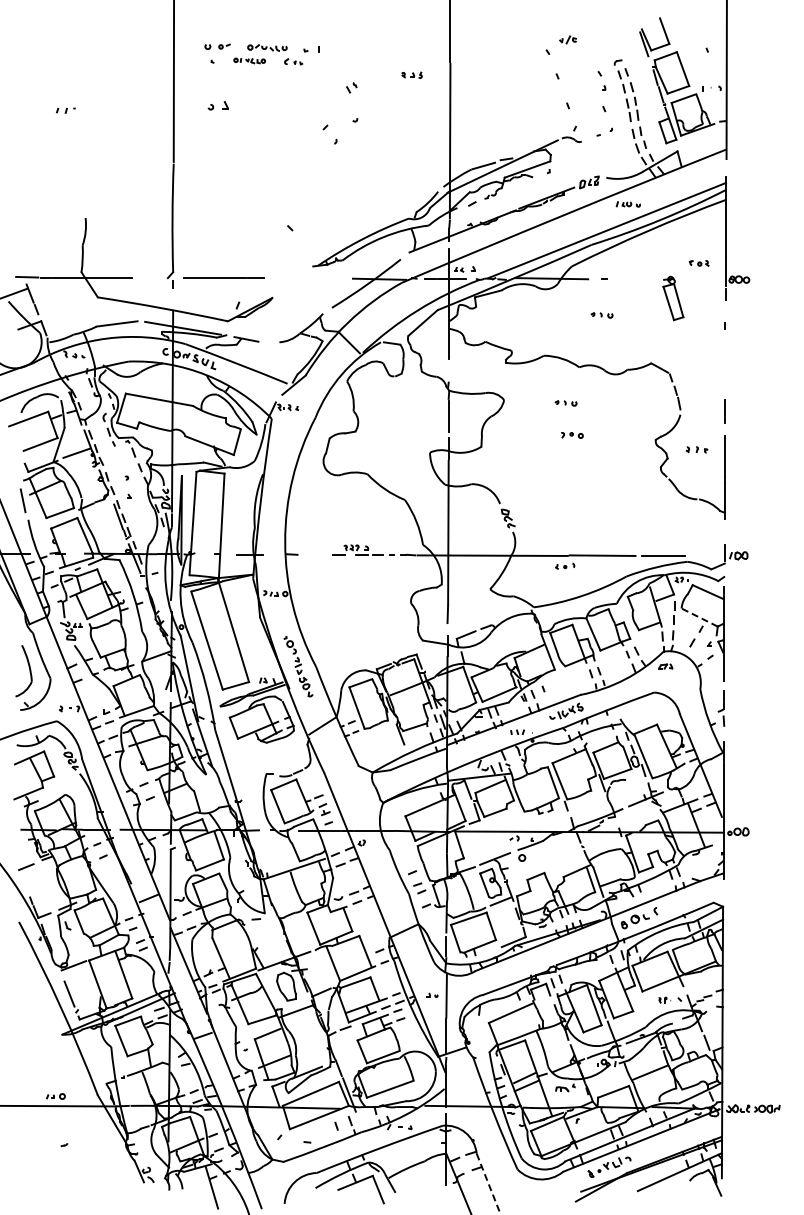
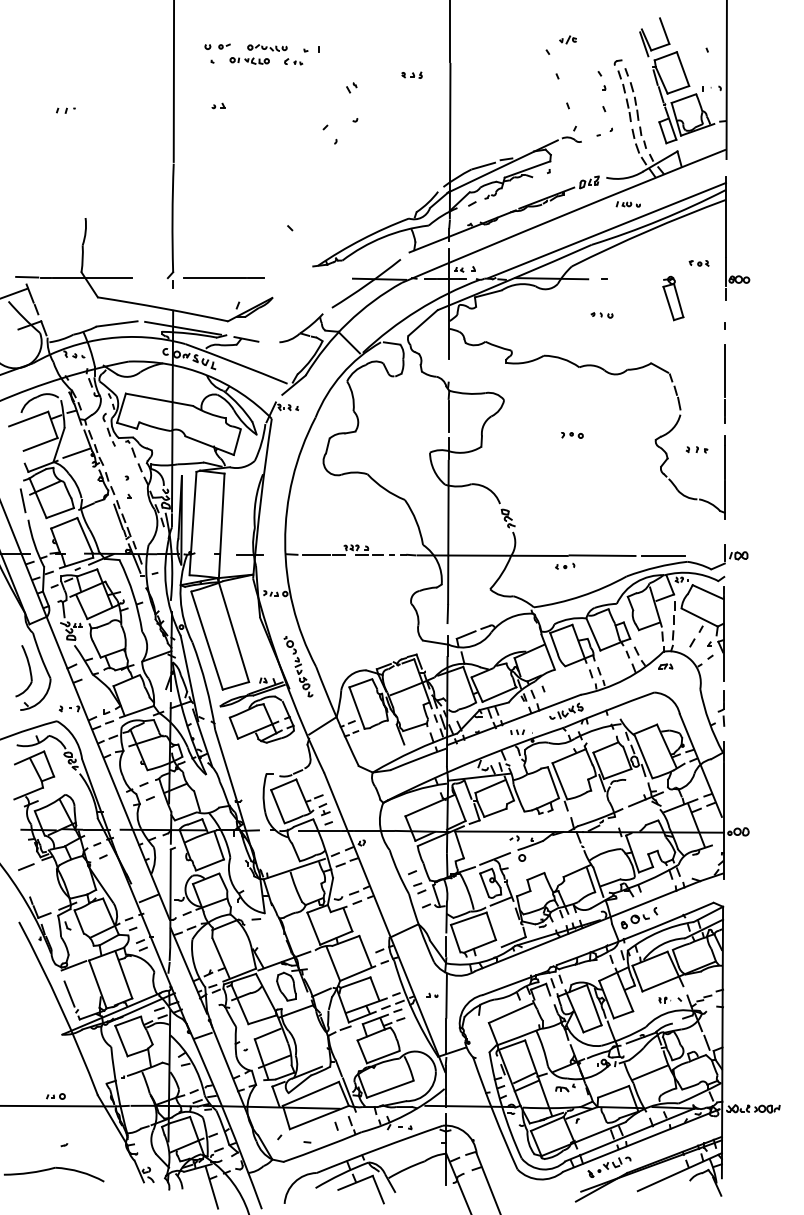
part size: 33x8 px -> 41x8 px (249, 60)
part size: 22x10 px -> 15x8 px (218, 105)
line: none -> present (725, 370)
part: present -> none (565, 403)
line: none -> present (316, 554)
line: dashed -> solid (699, 617)
part: none -> present (53, 1174)
line: dashed -> solid (488, 1184)
